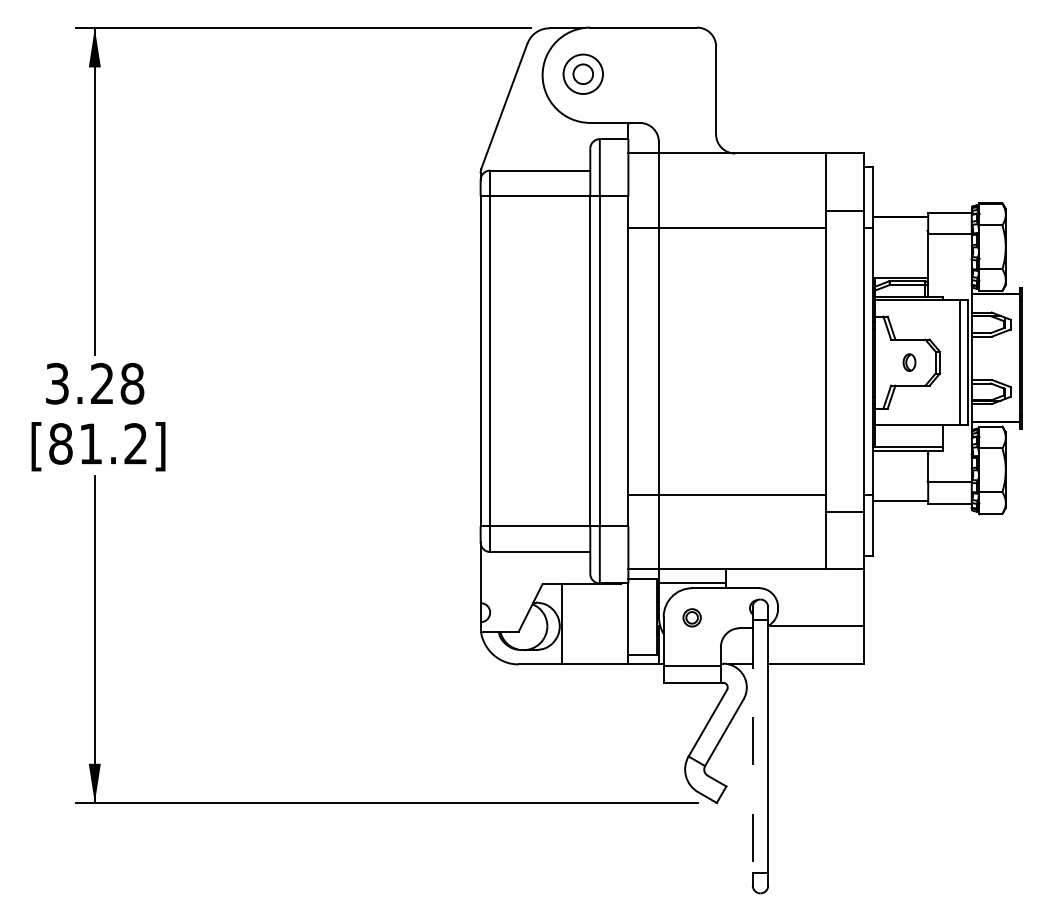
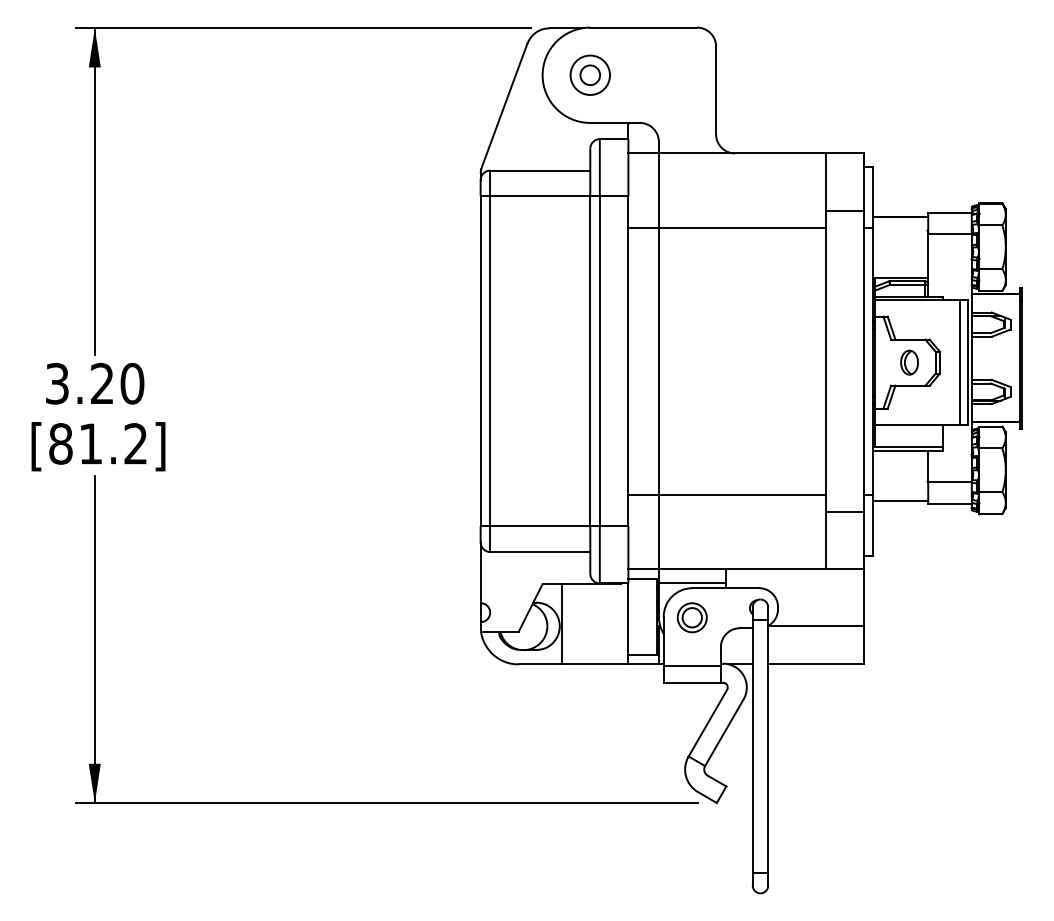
part position: (582, 73) -> (589, 74) (589, 74)
part size: 15x19 px -> 19x27 px (909, 362)
text: 3.28 -> 3.20 (132, 383)
part size: 20x20 px -> 32x32 px (691, 617)
line: dashed -> solid (752, 746)
